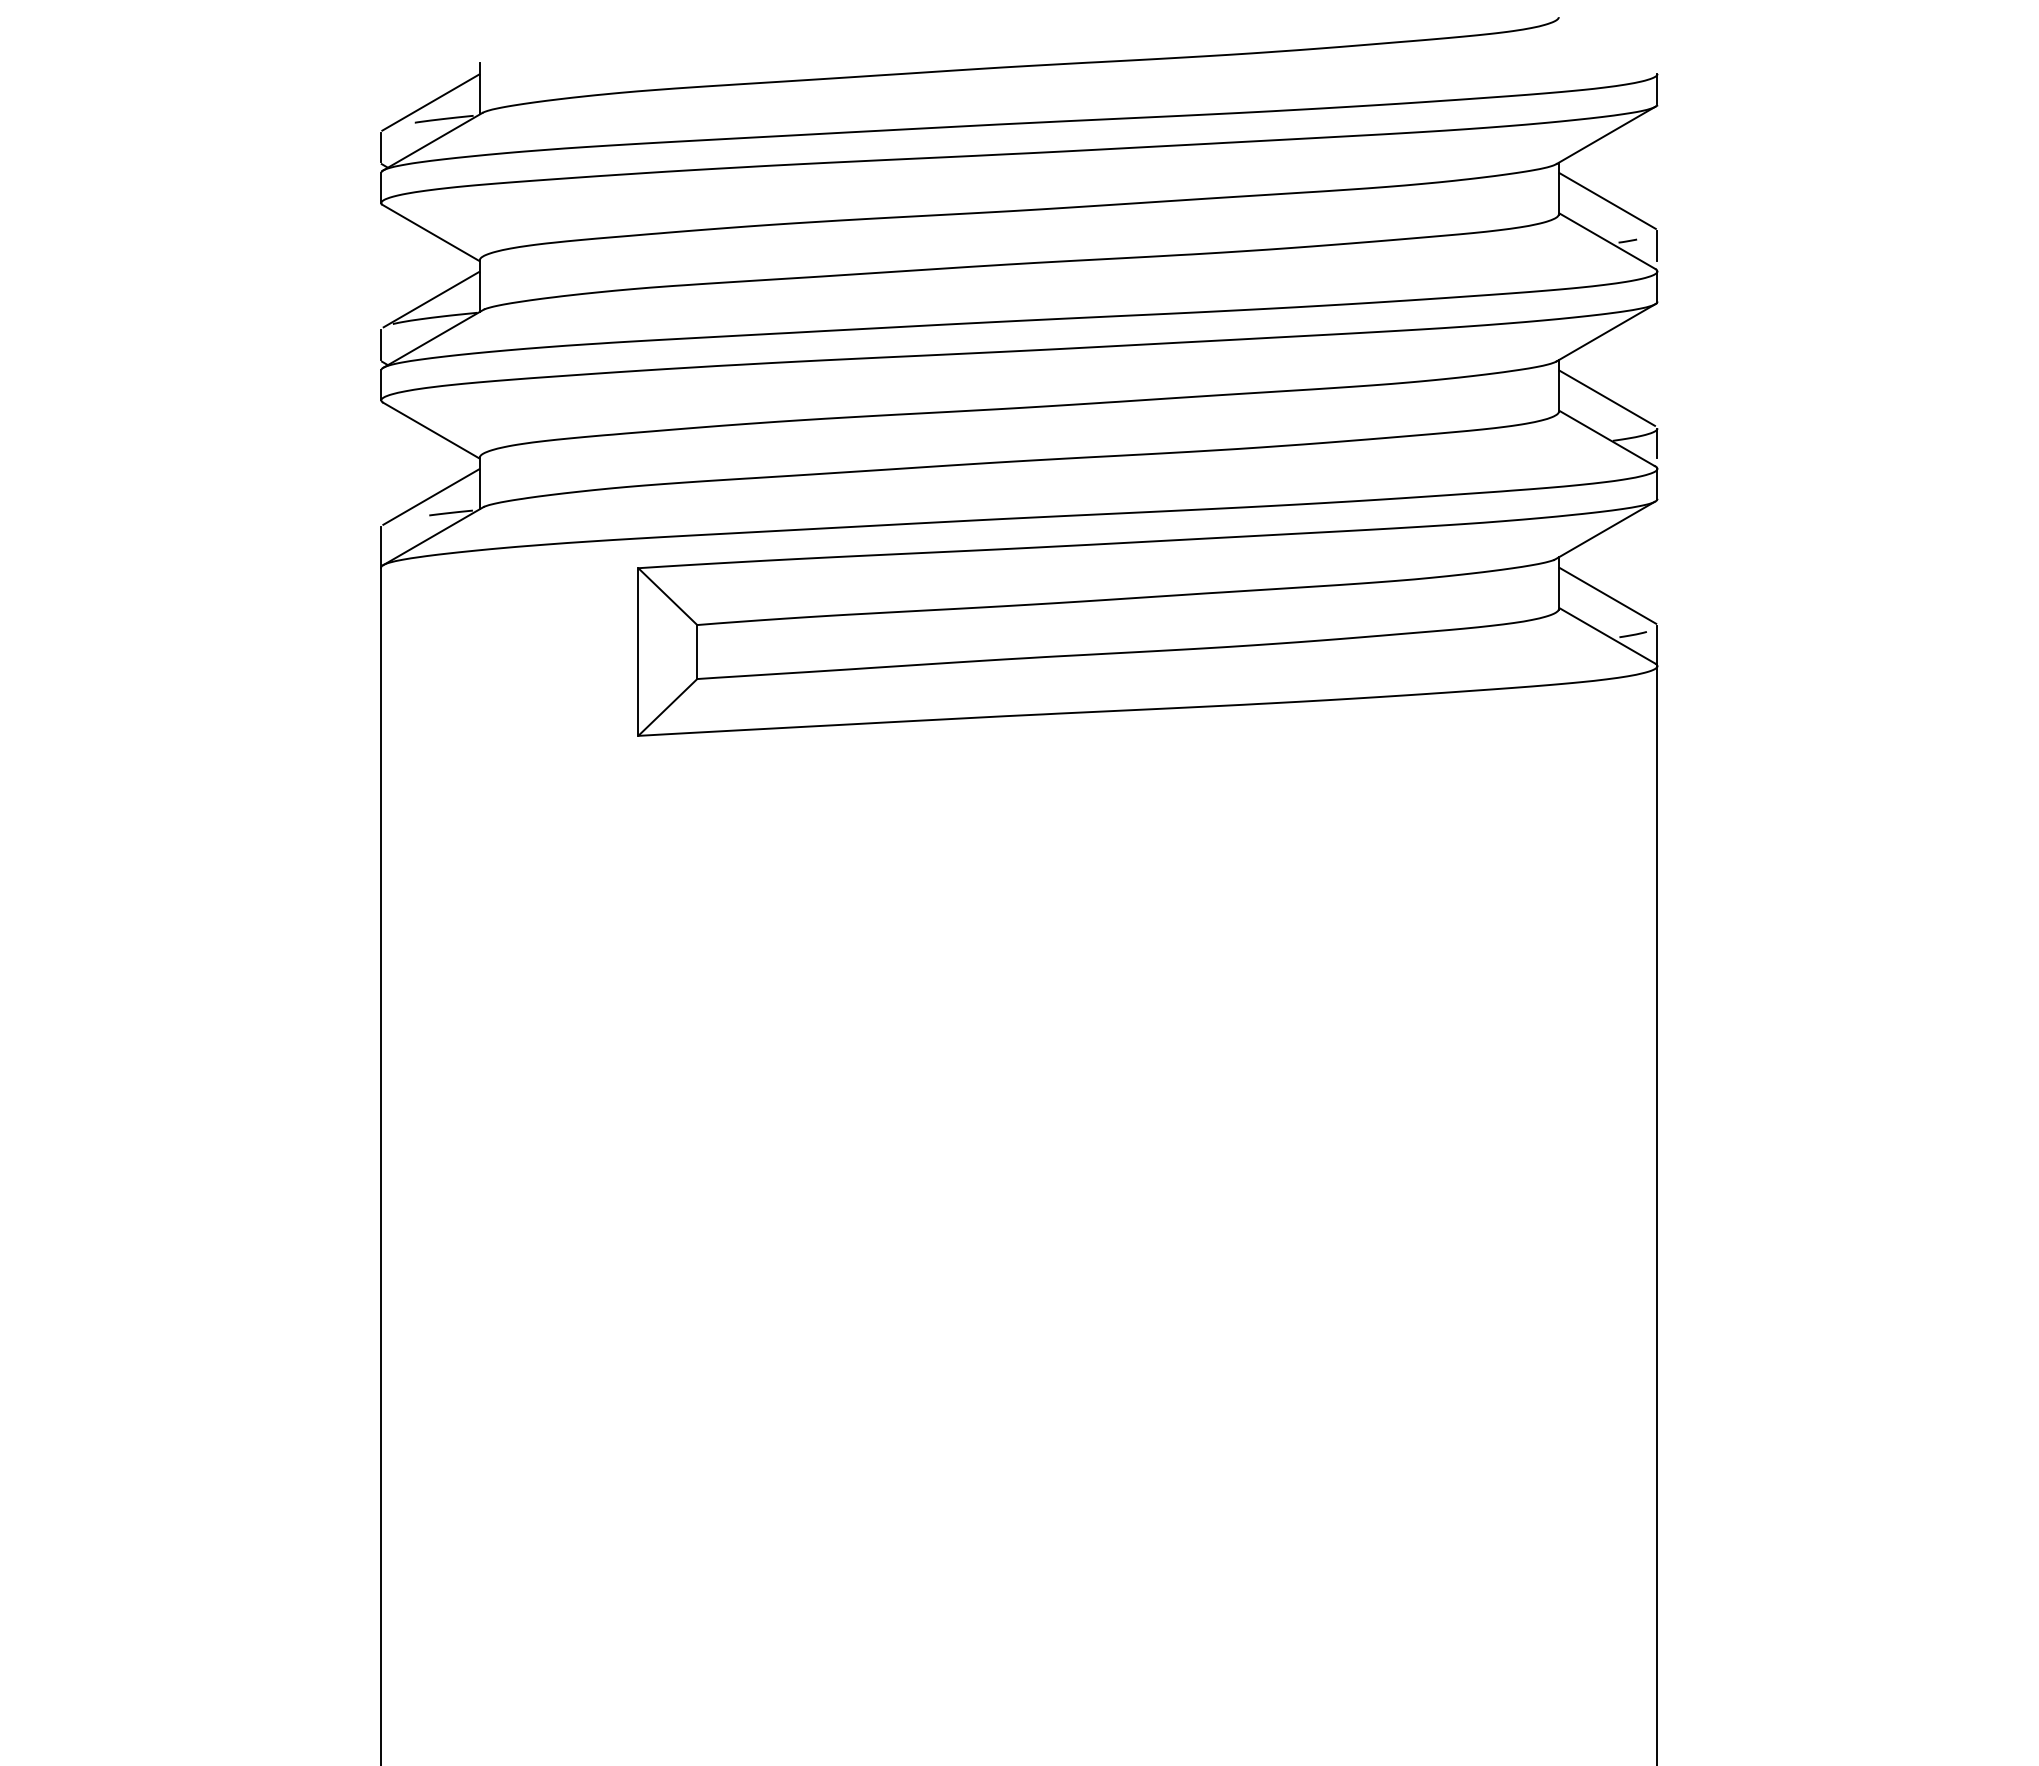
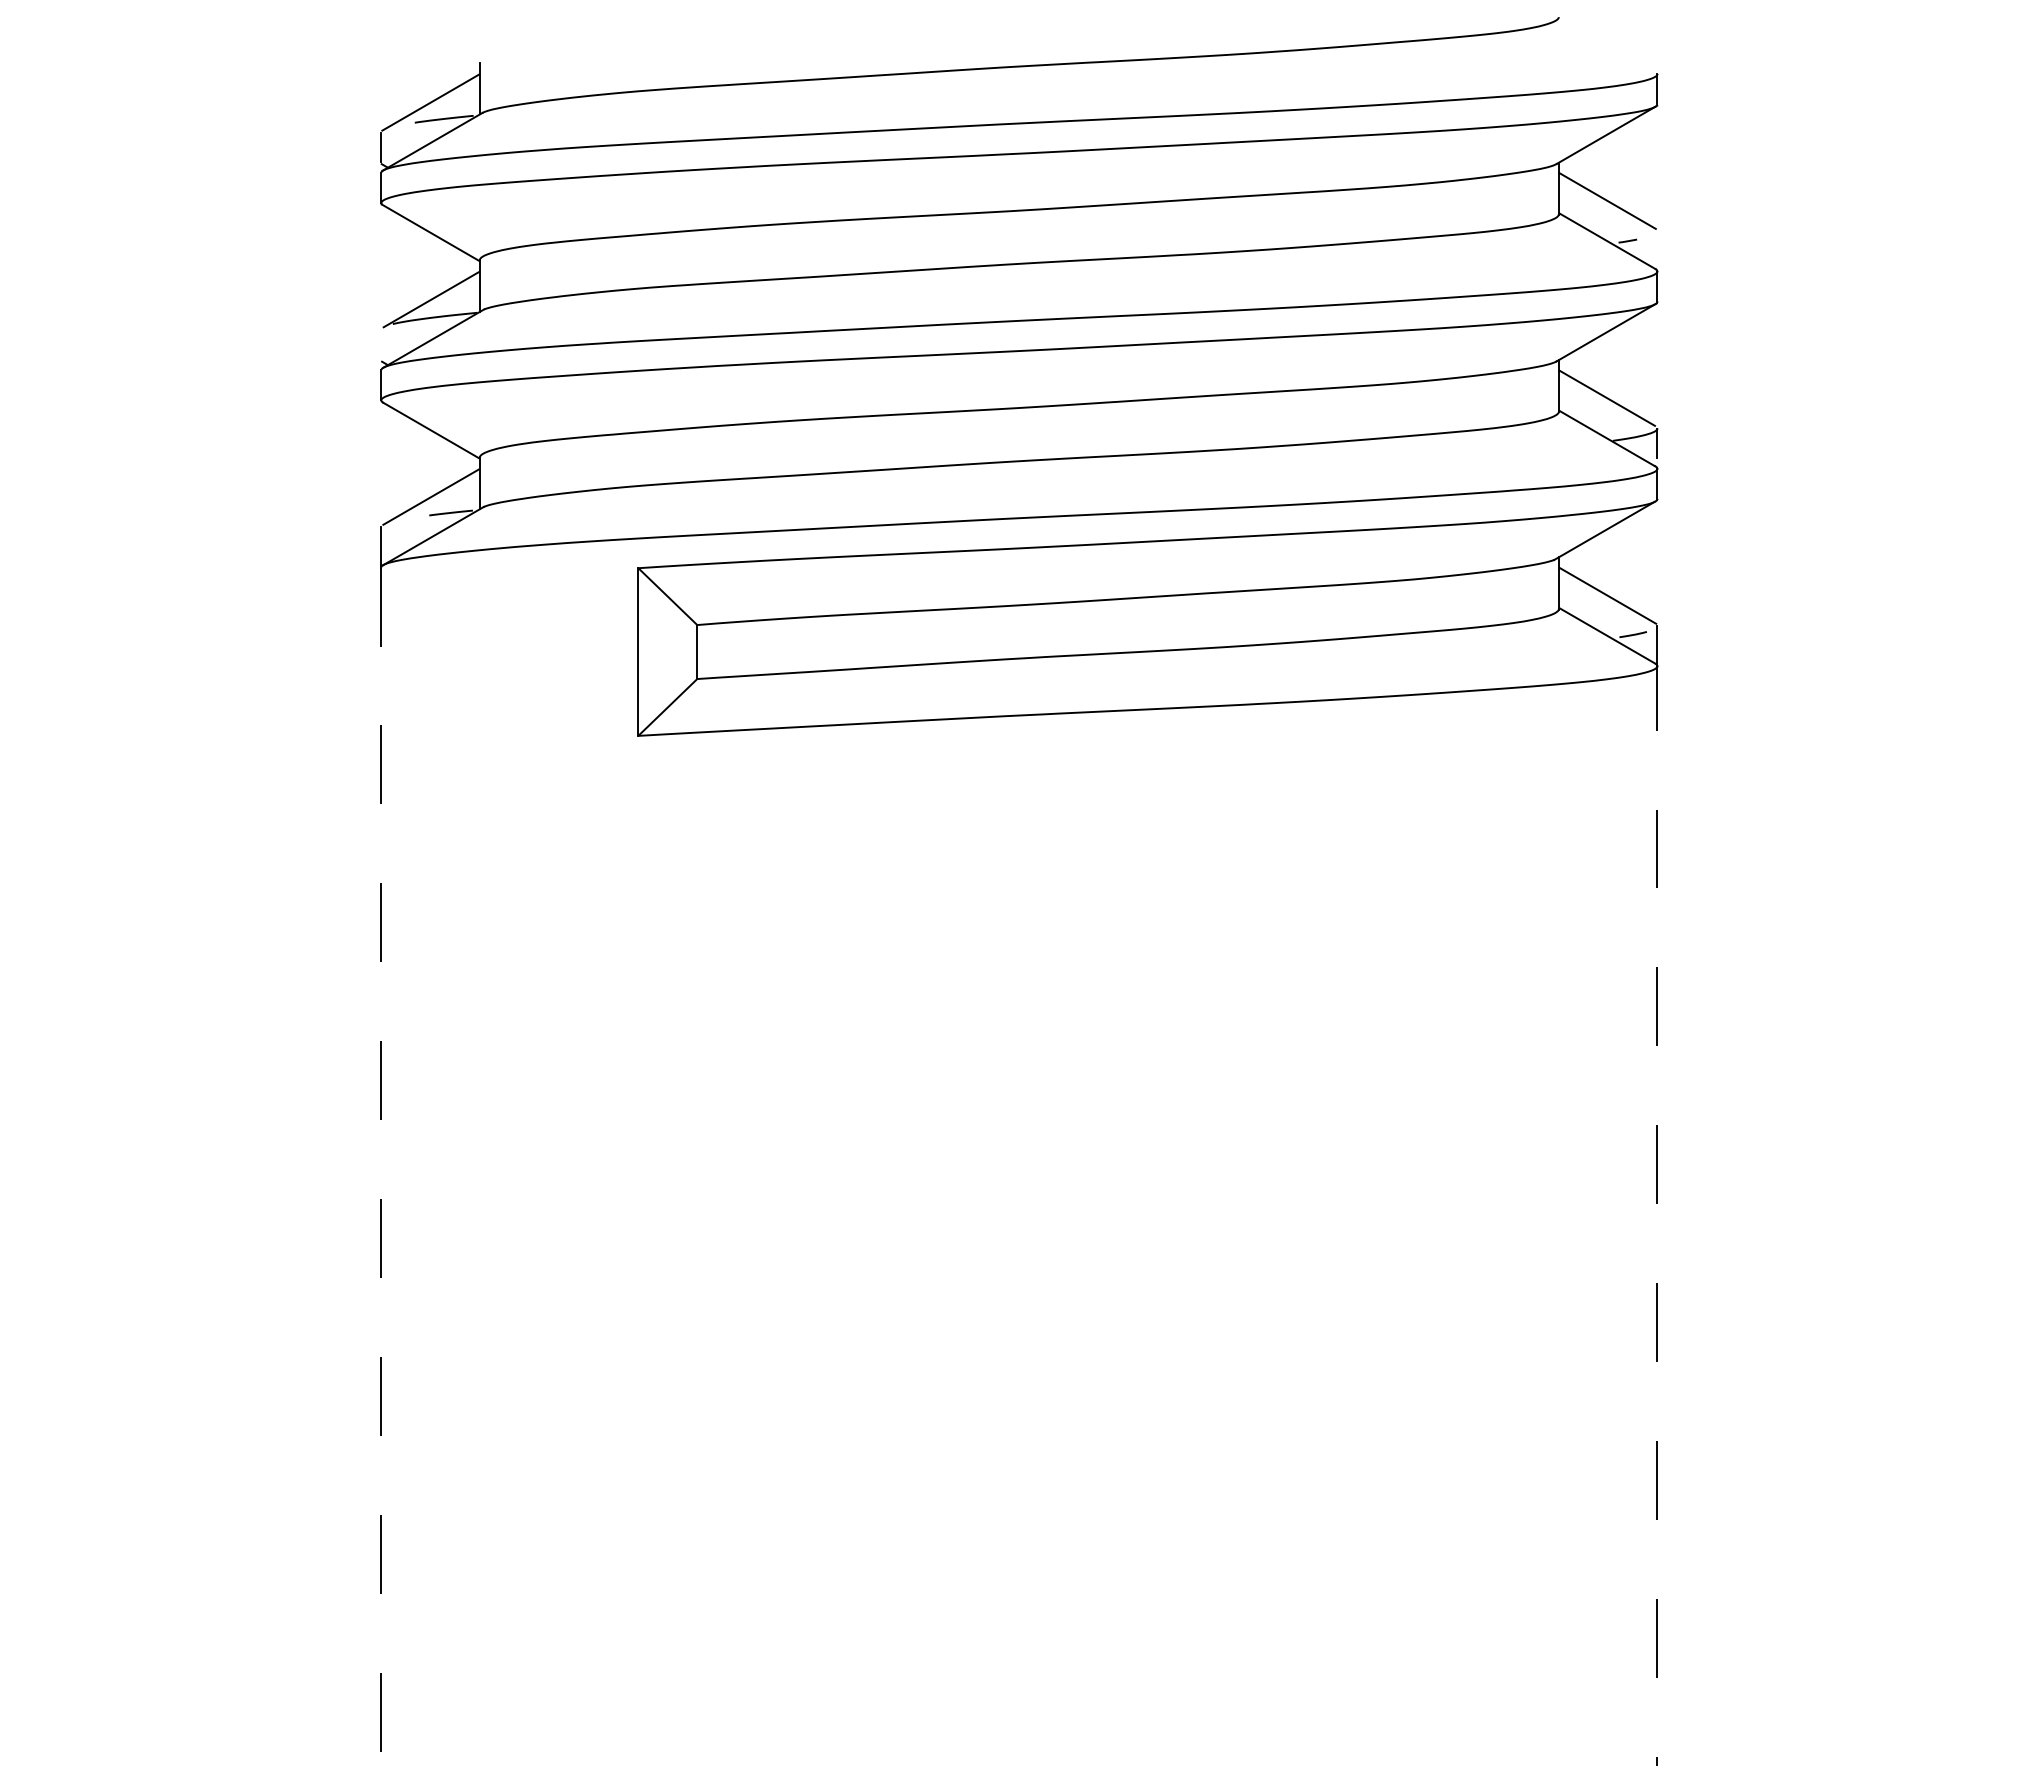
line: present -> none (1657, 246)
line: present -> none (381, 344)
line: solid -> dashed (381, 1166)
line: solid -> dashed (1657, 1215)
